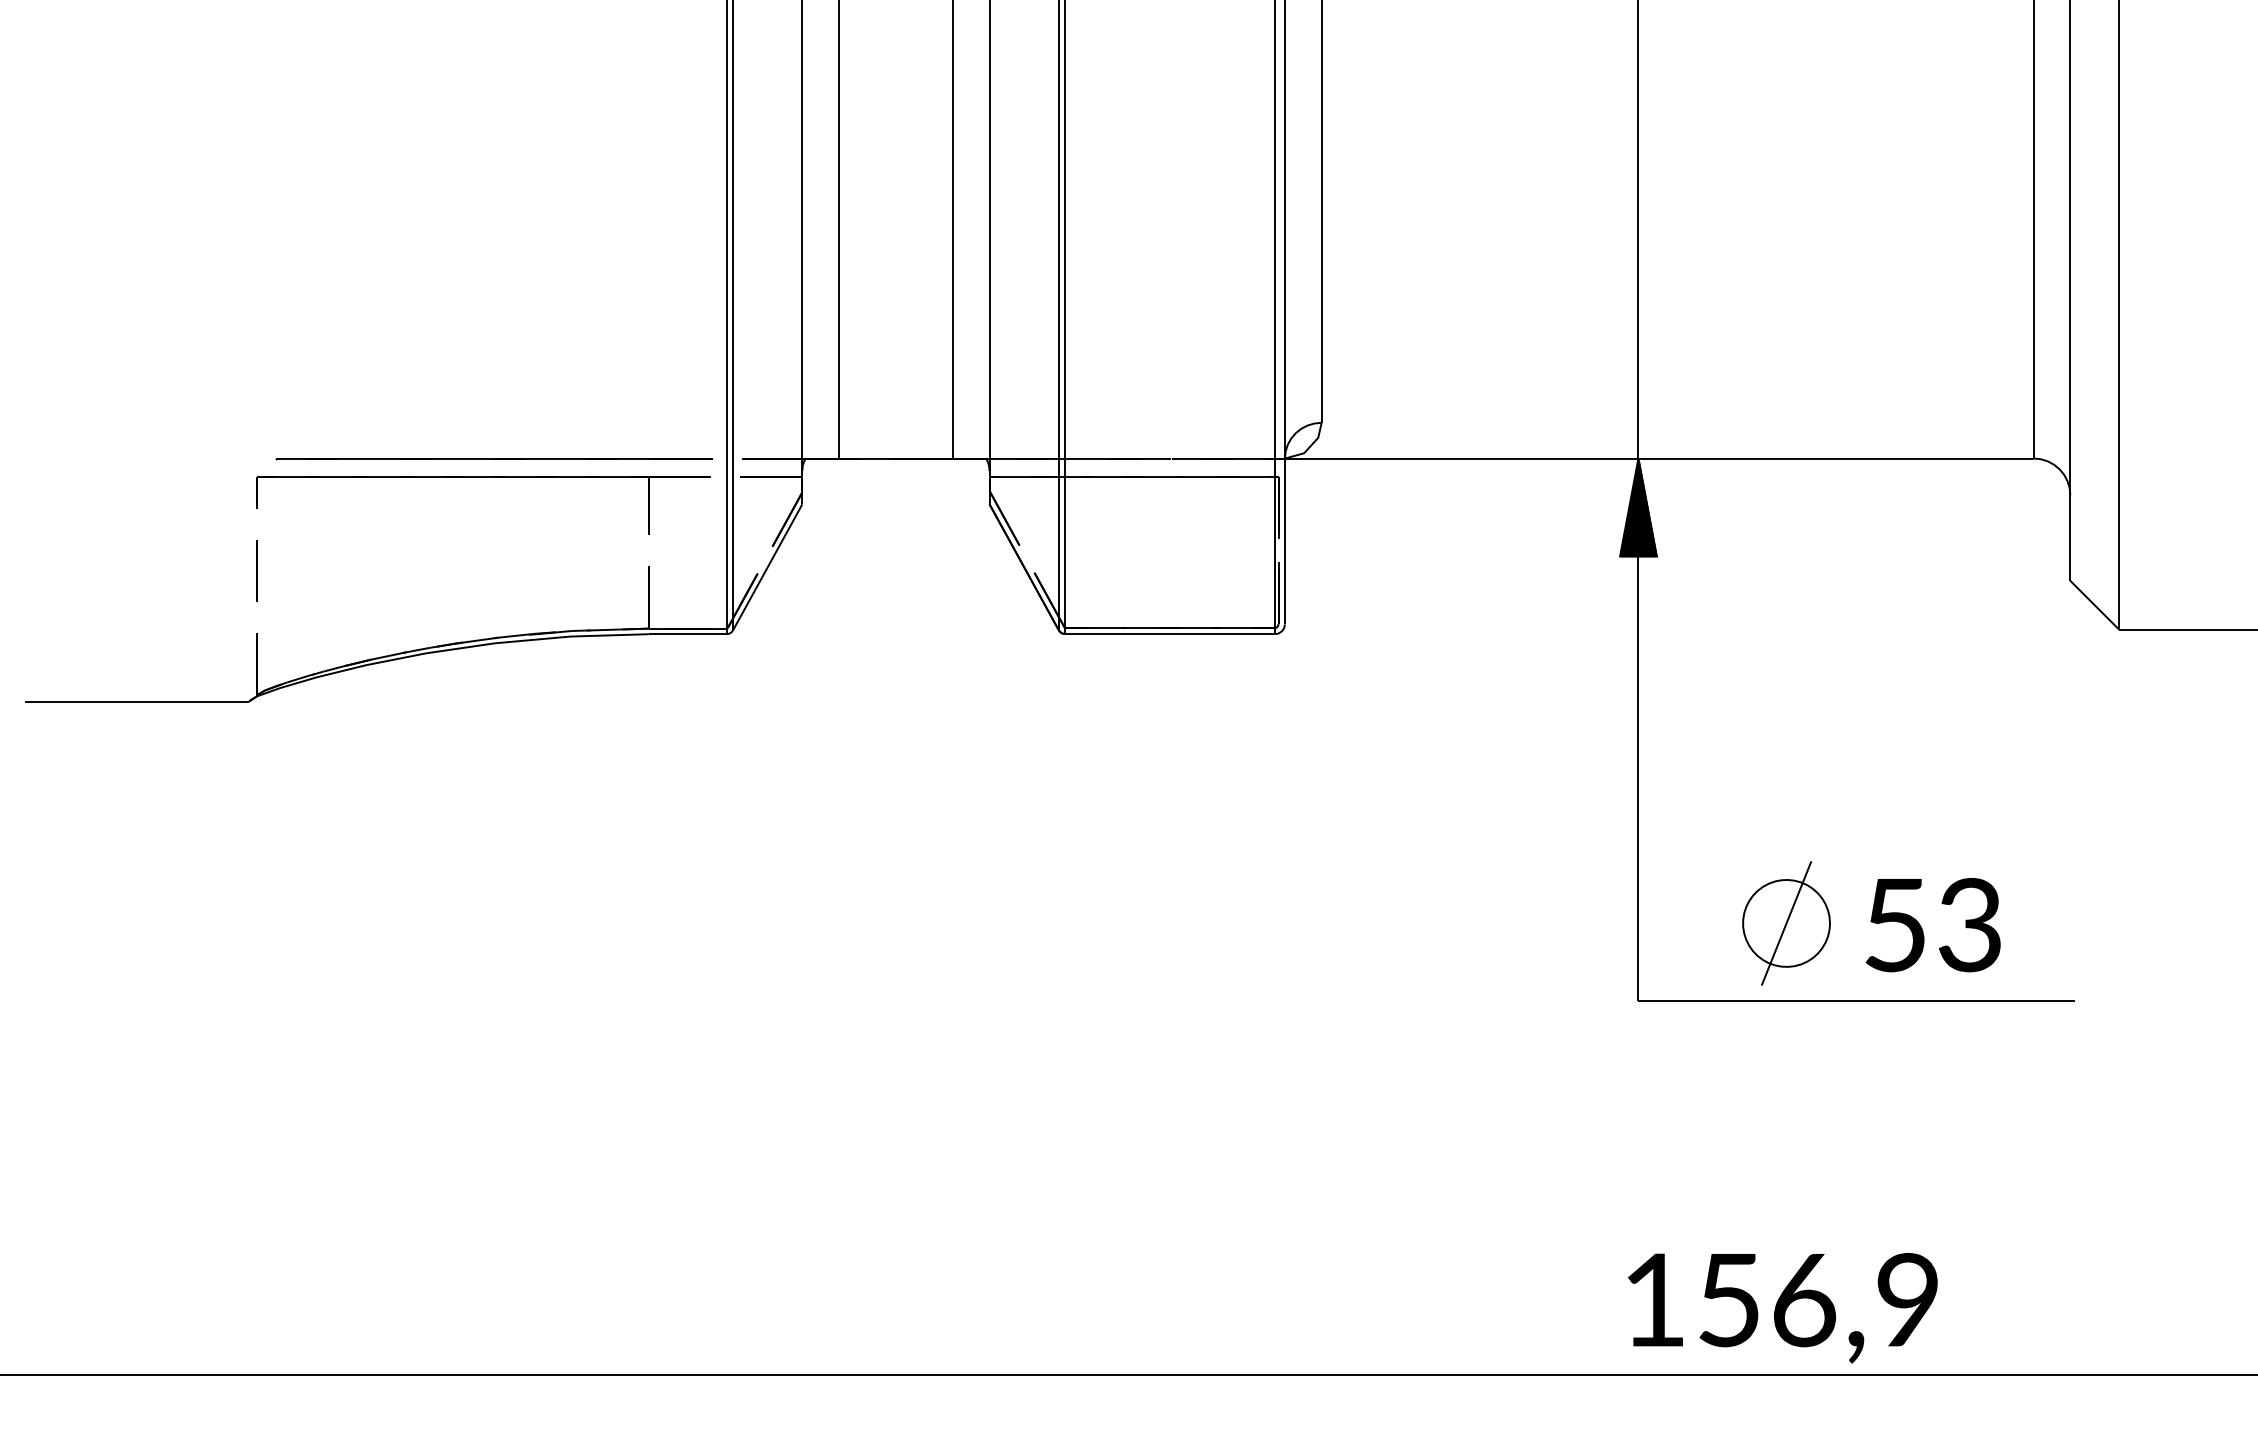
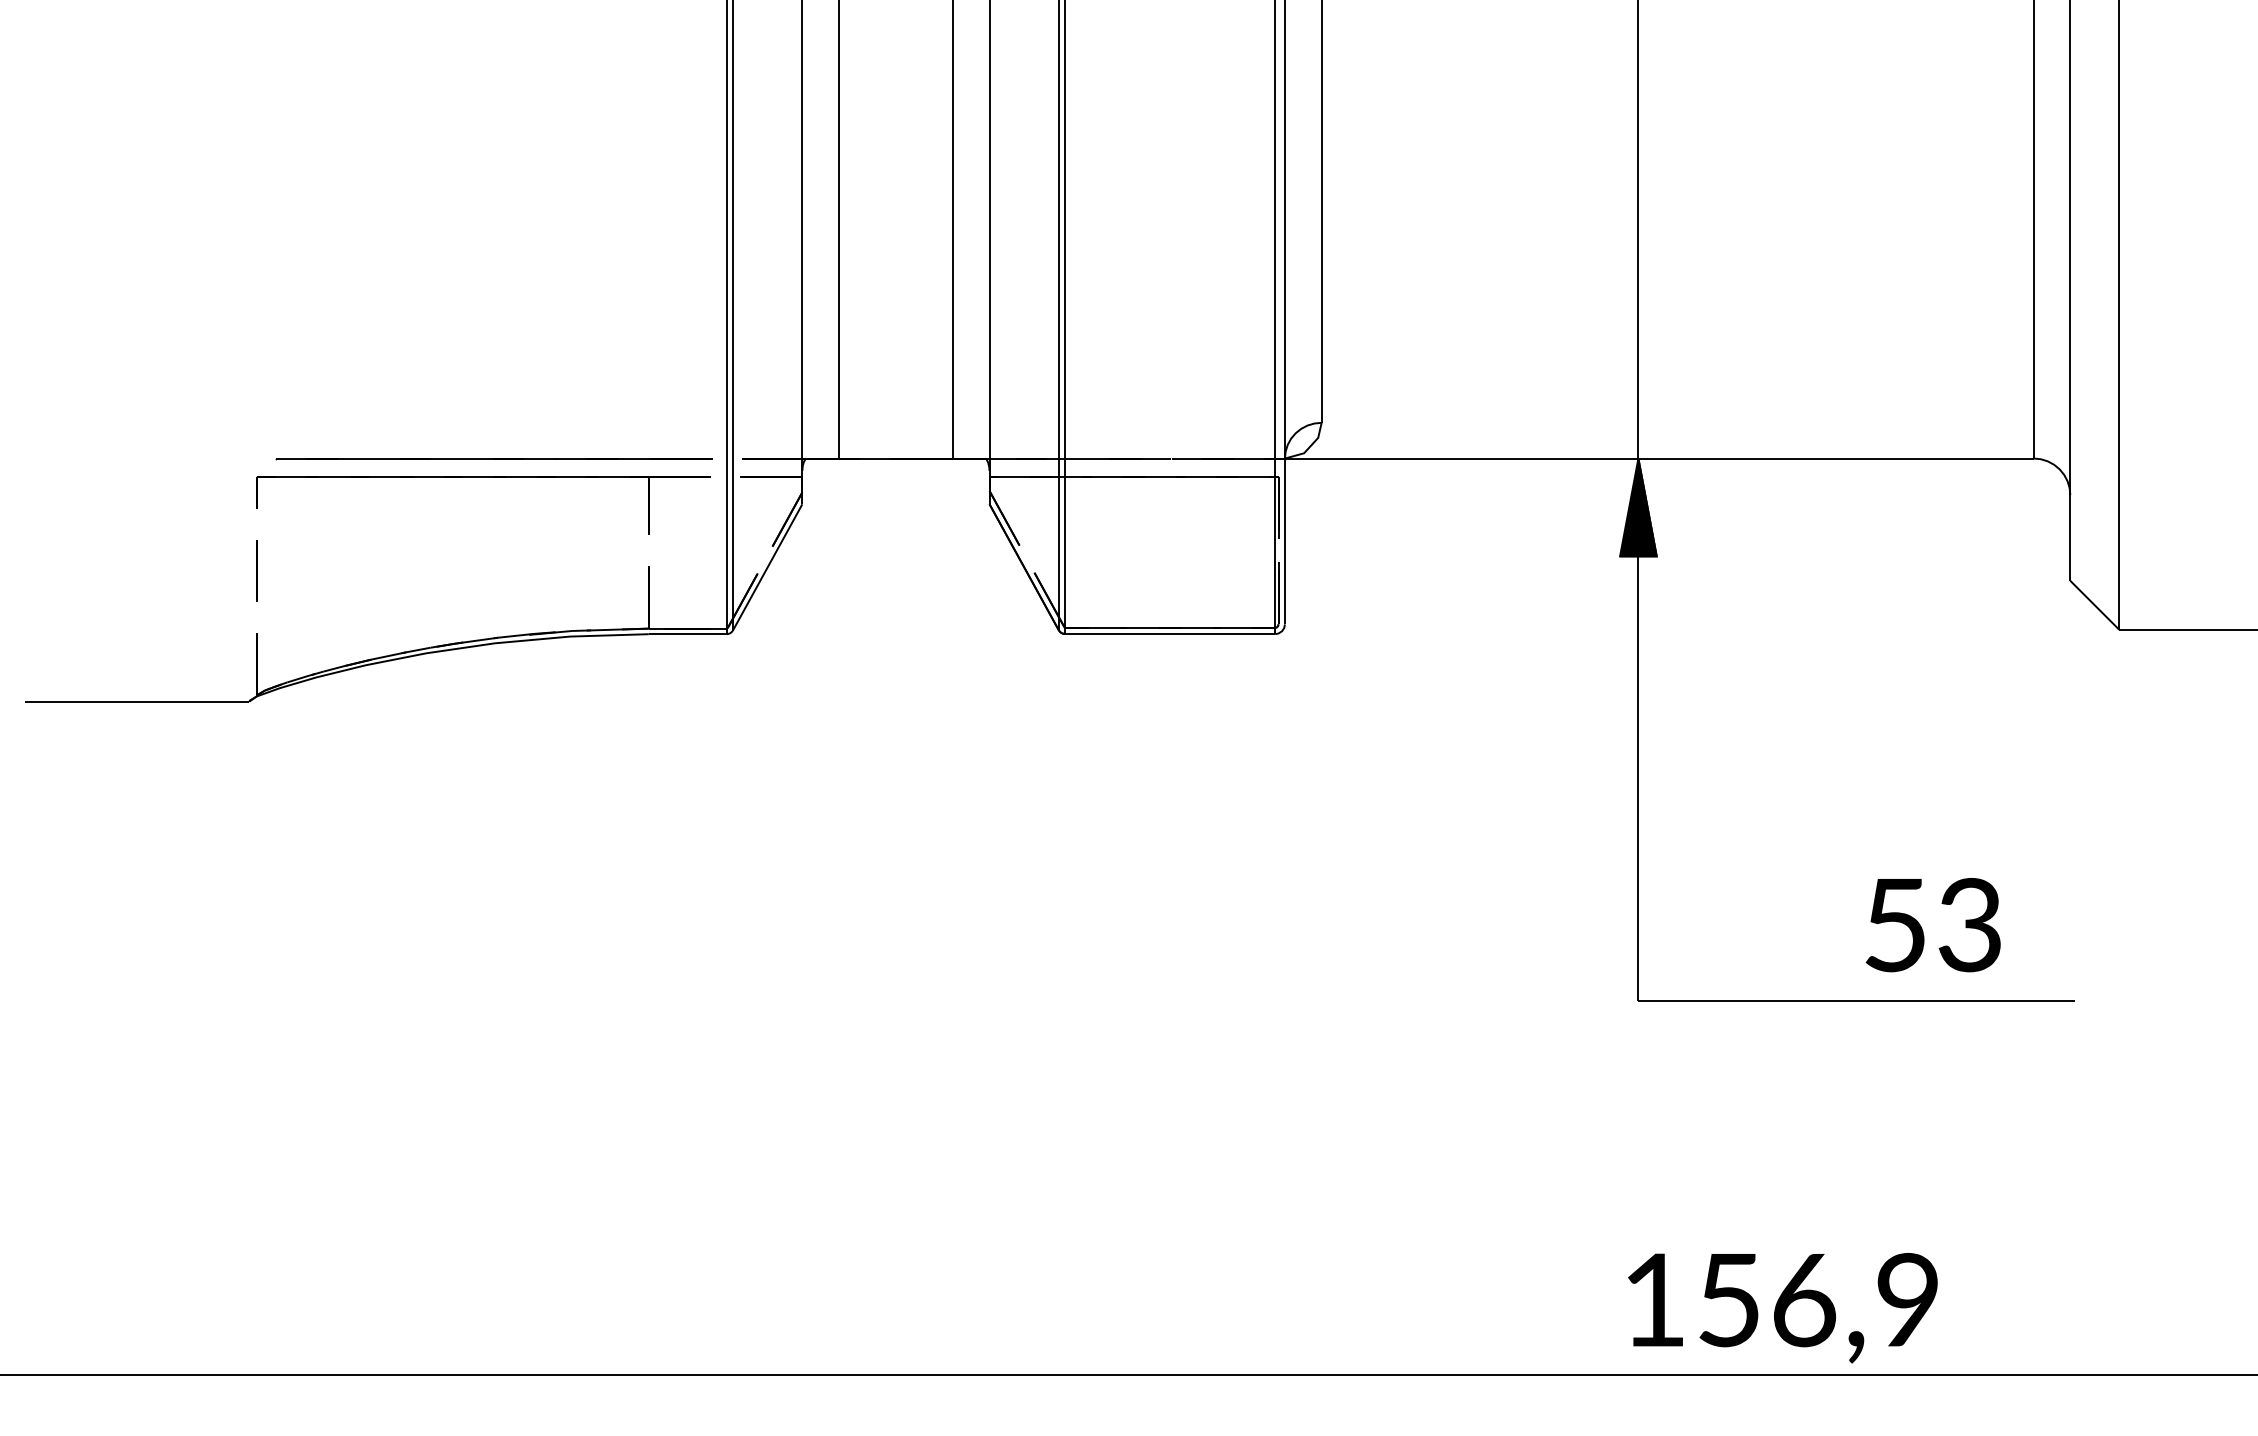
part: present -> none (1786, 923)
